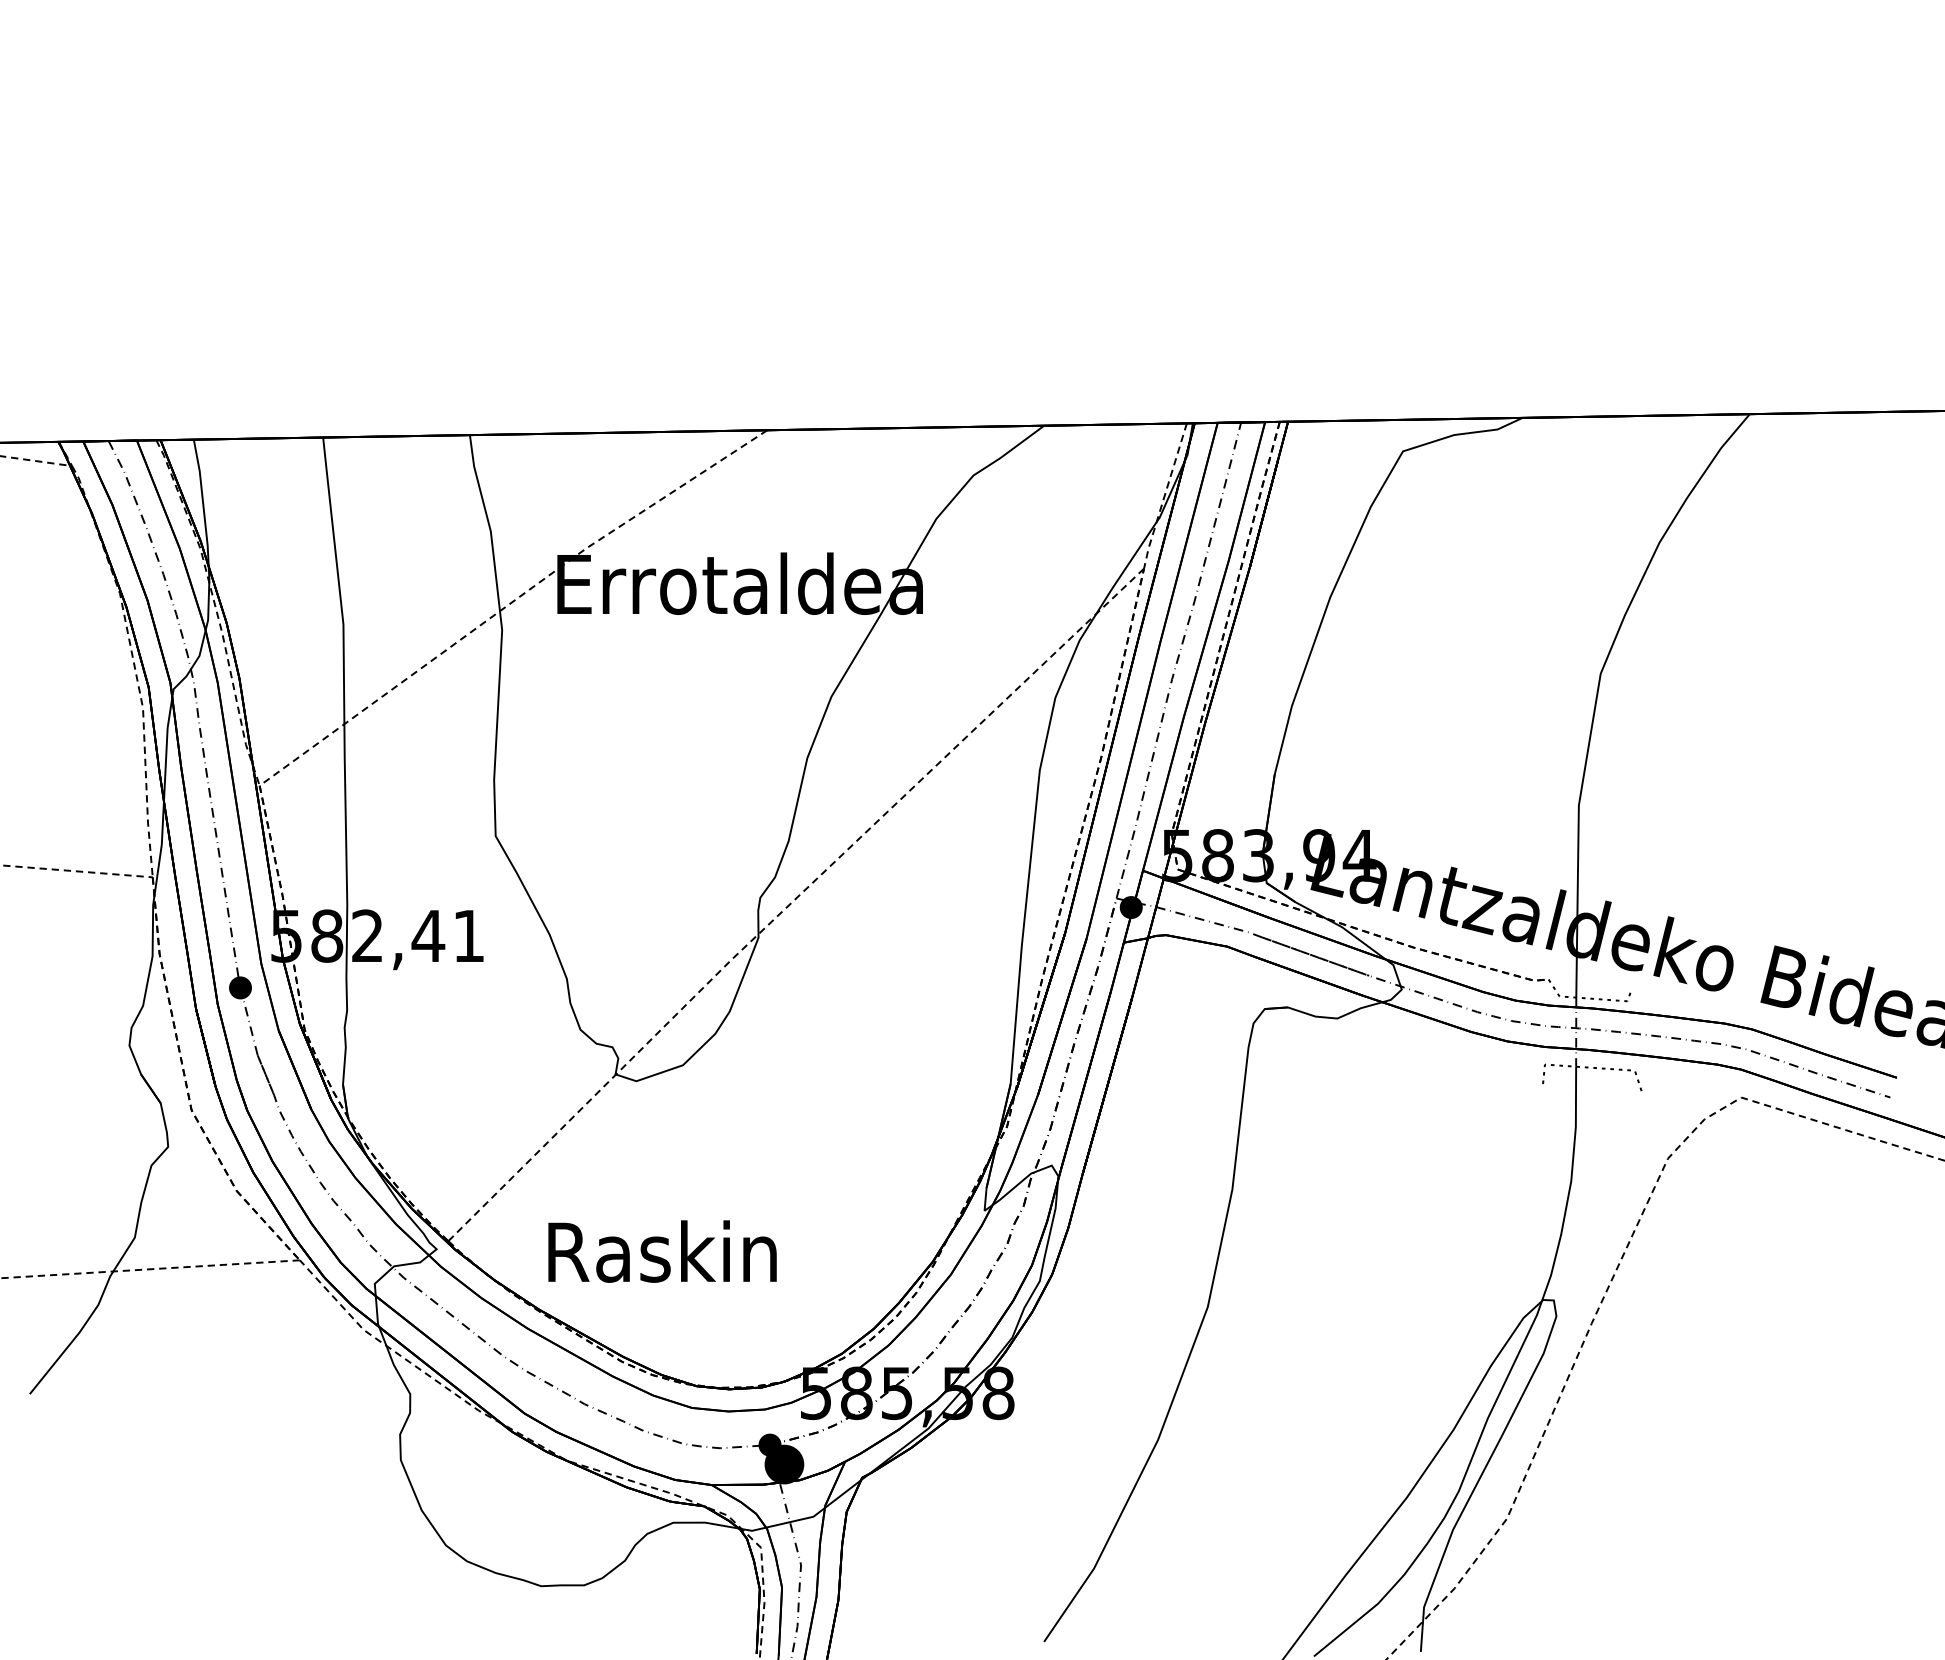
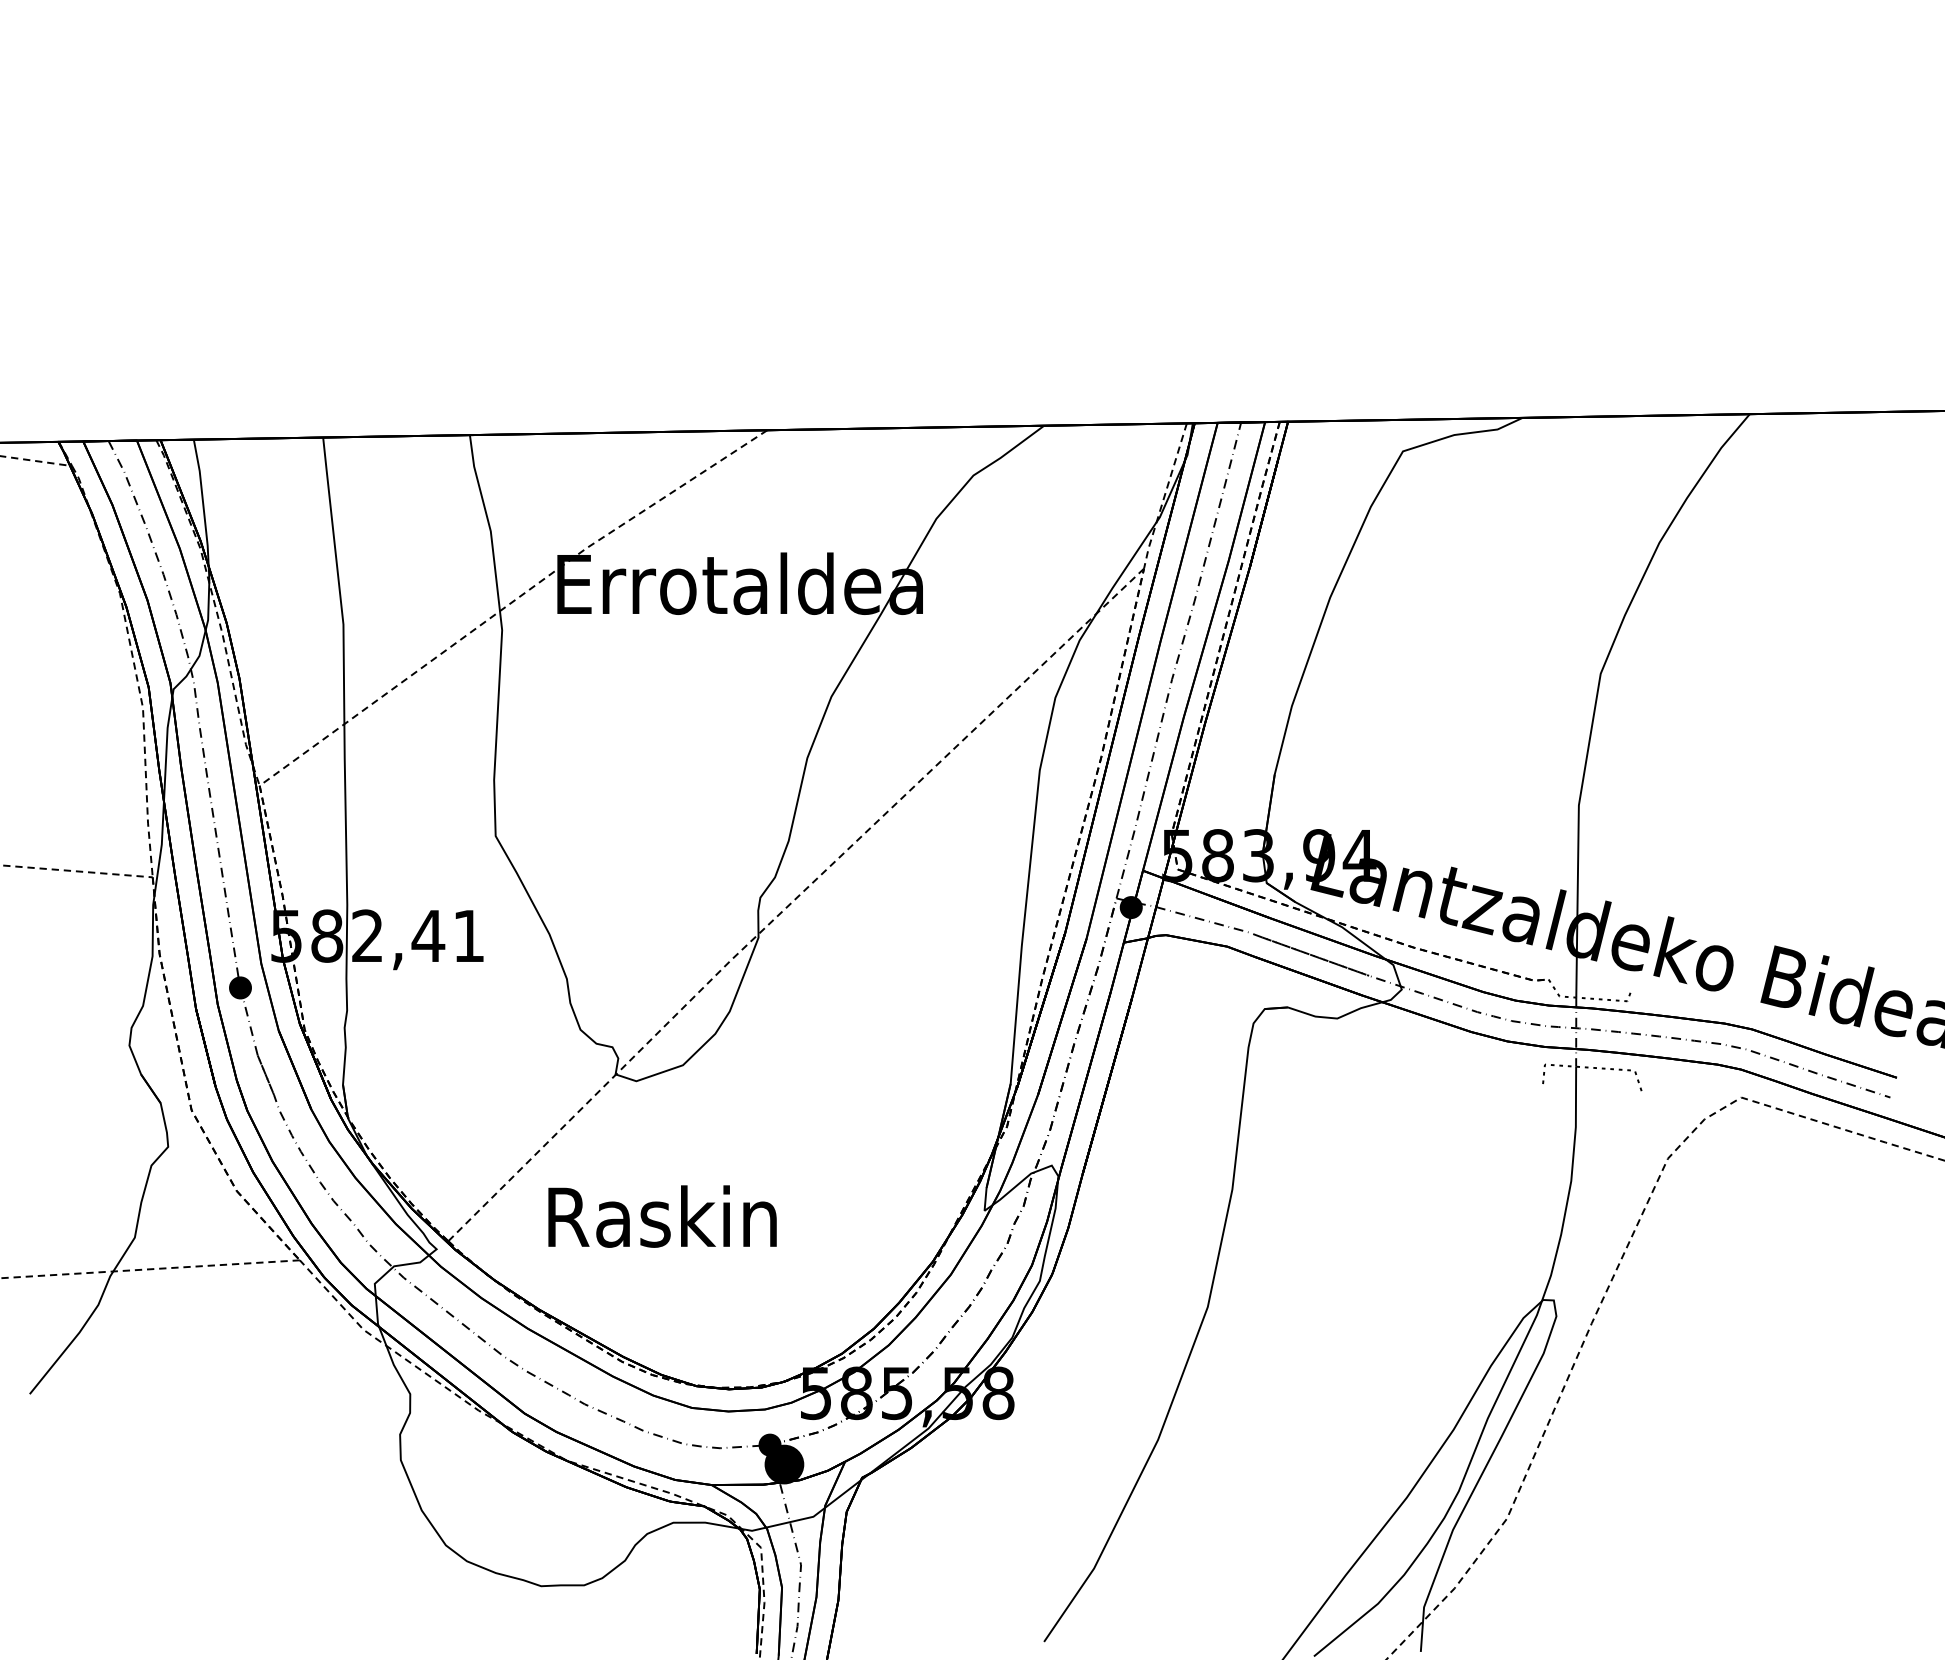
text position: (662, 1251) -> (662, 1216) (662, 1216)
